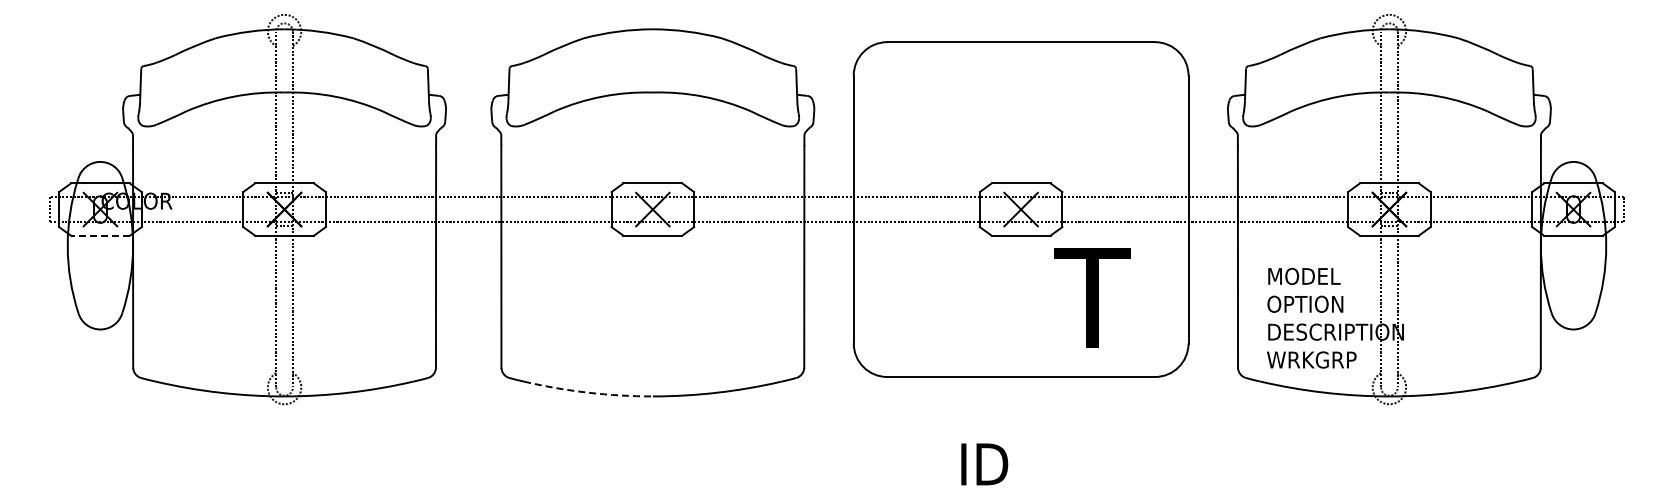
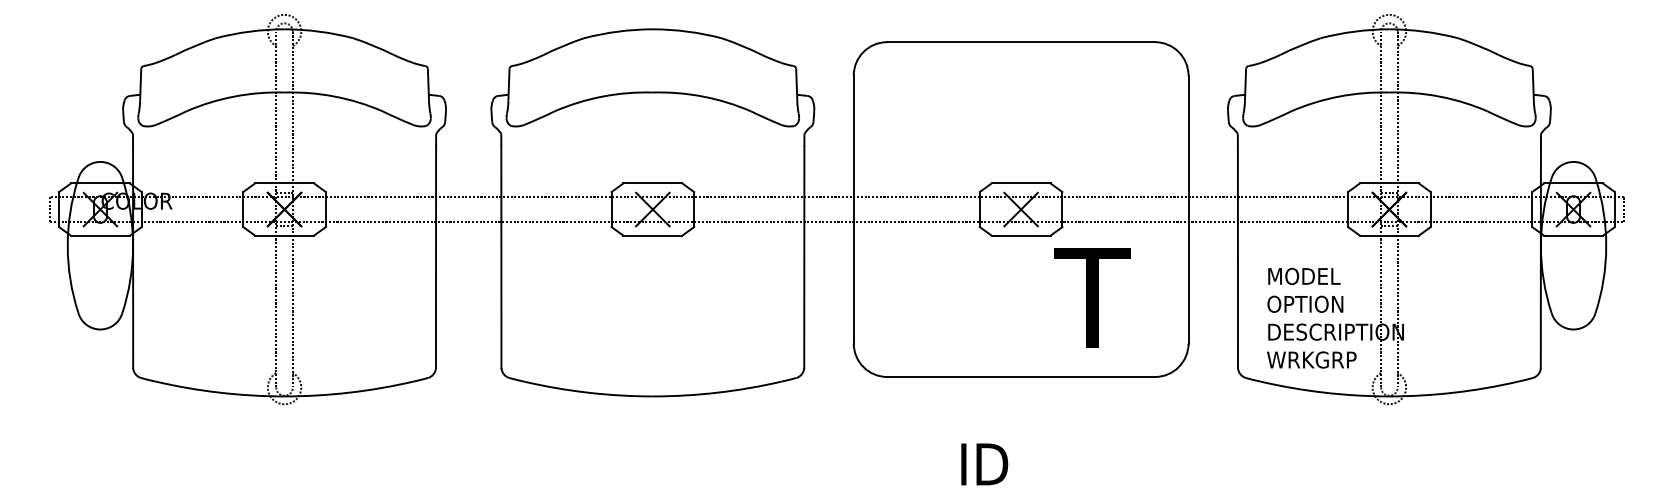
line: dashed -> solid (99, 235)
arc: dashed -> solid (588, 392)
